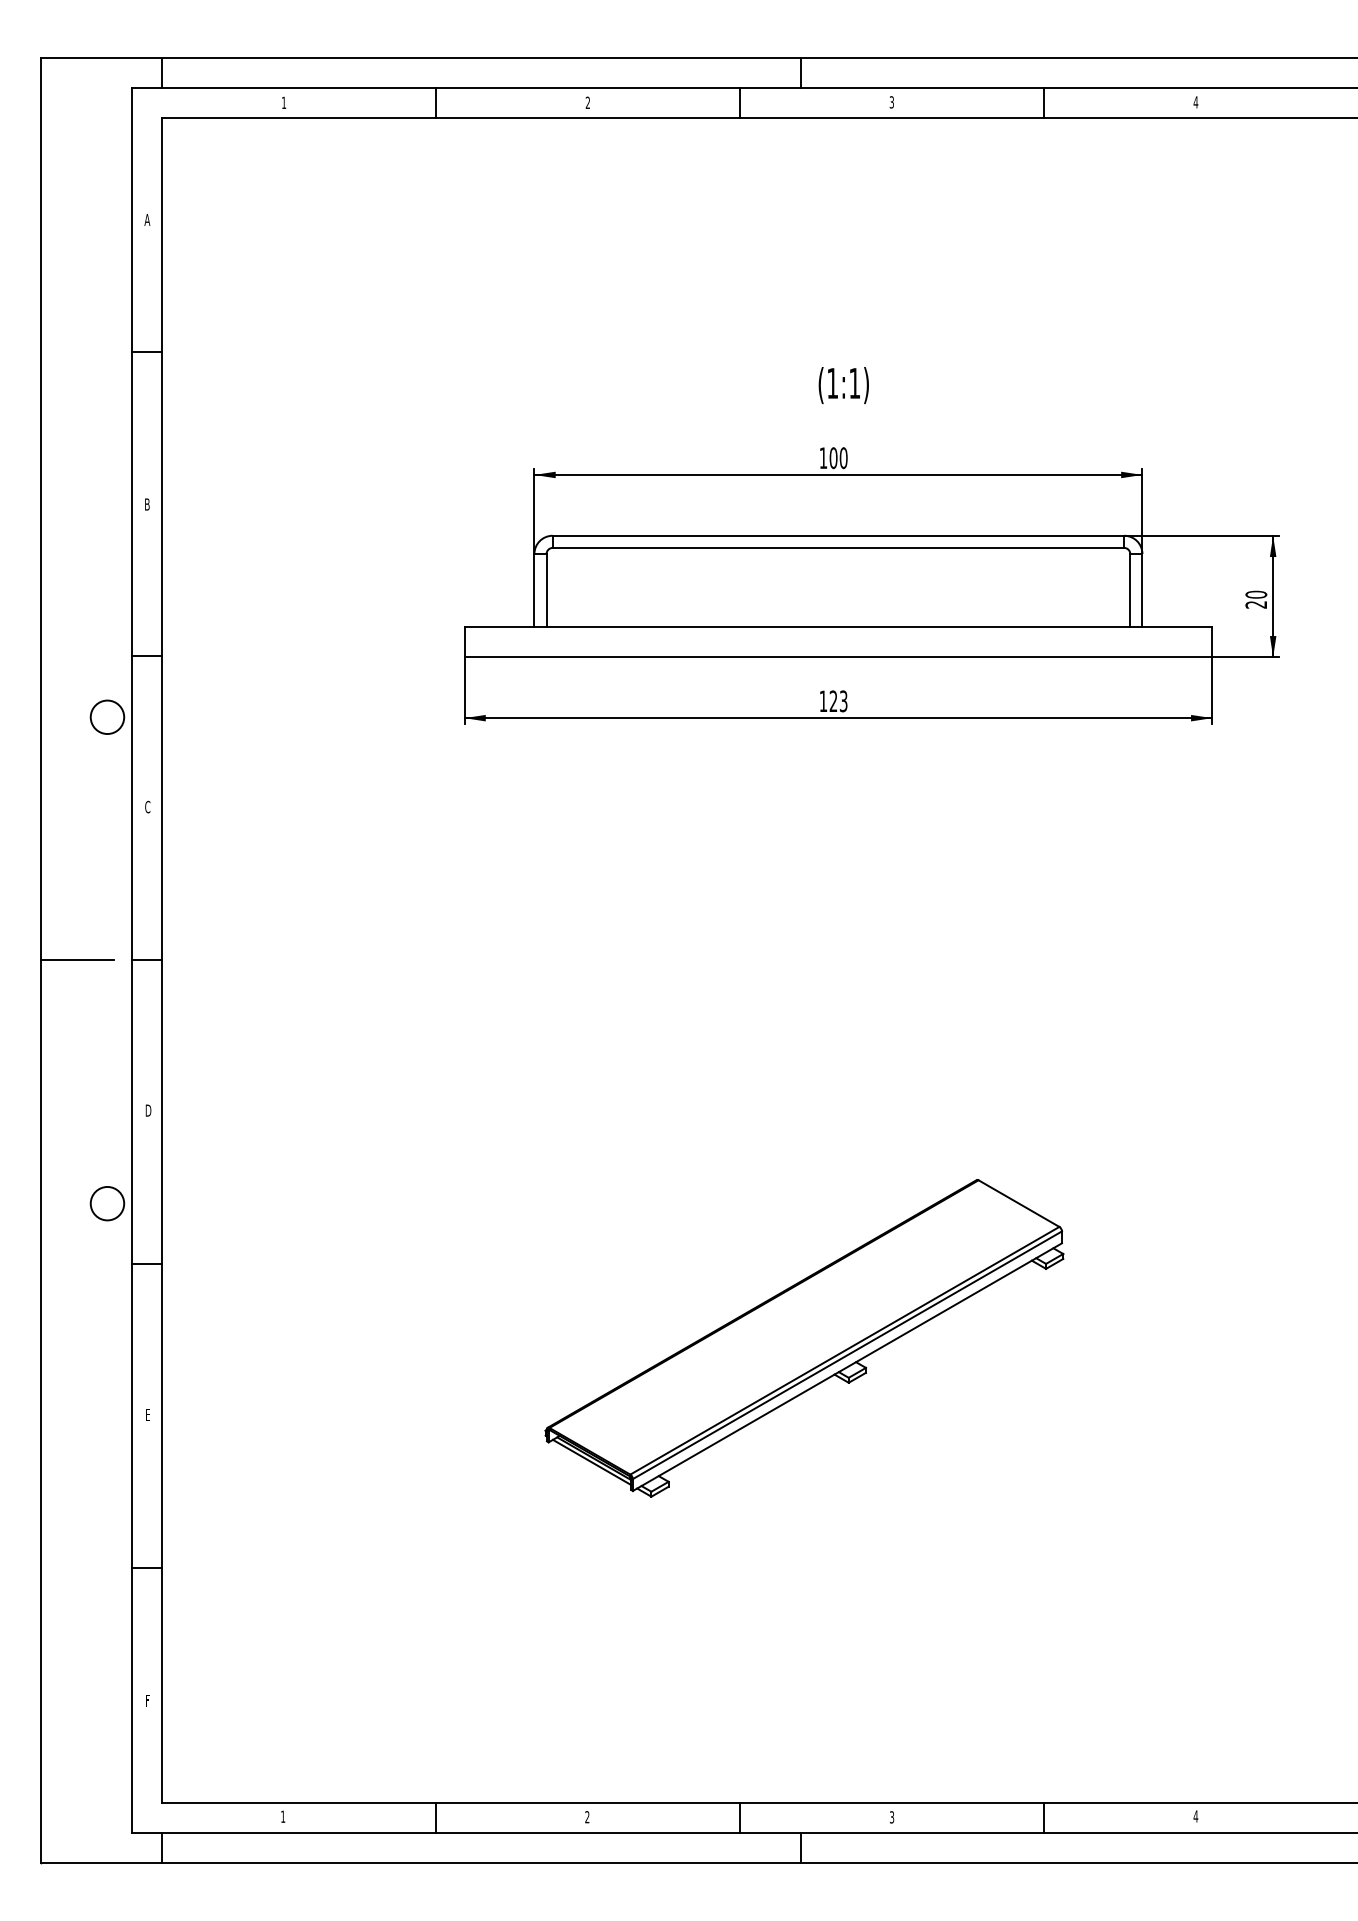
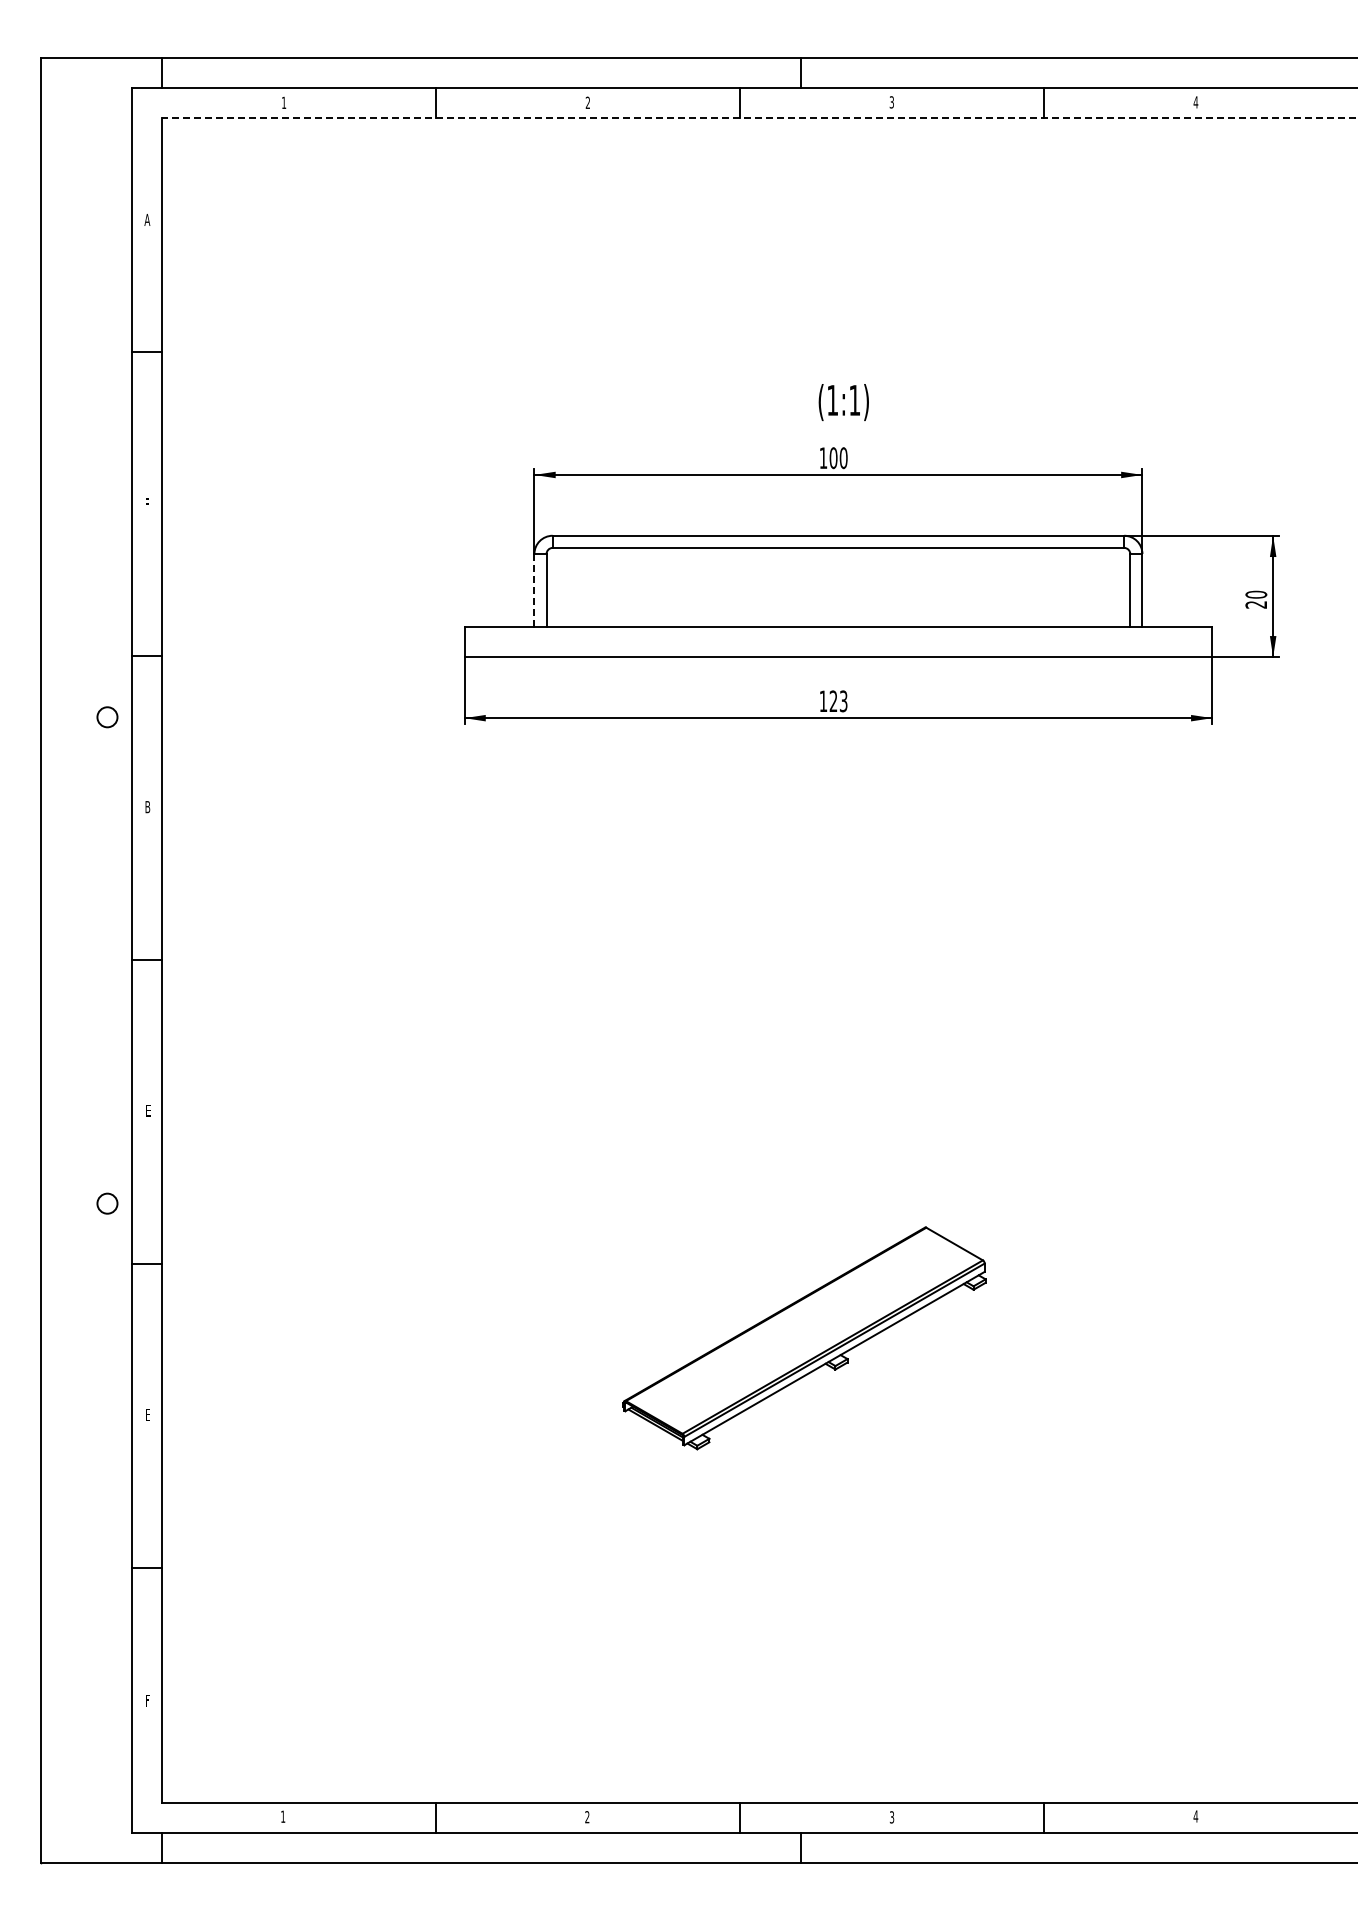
line: solid -> dashed (759, 118)
text position: (843, 385) -> (843, 402) (843, 402)
text: B -> F (147, 504)
line: solid -> dashed (534, 590)
circle diameter: 33 px -> 20 px (107, 717)
text: C -> B (147, 806)
line: present -> none (76, 960)
text: D -> E (148, 1110)
circle diameter: 33 px -> 20 px (107, 1203)
part size: 521x319 px -> 365x225 px (804, 1338)
